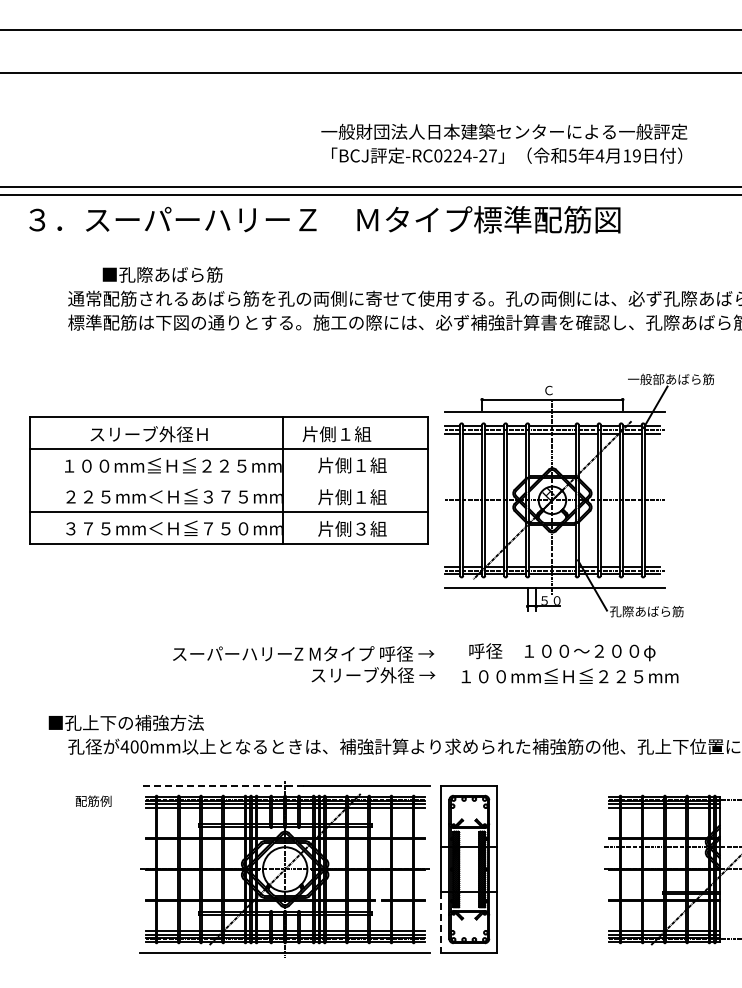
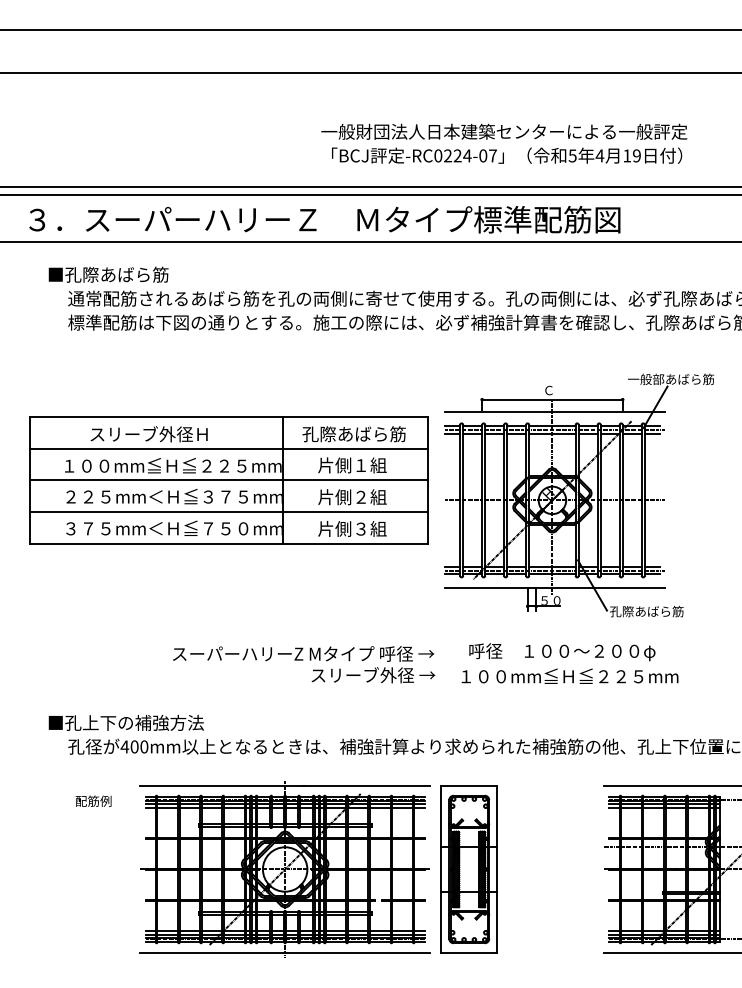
text: -RC0224-27 -> -RC0224-07 (483, 155)
line: none -> present (370, 241)
text position: (162, 274) -> (108, 274) (108, 274)
text: 片側１組 -> 孔際あばら筋 (353, 434)
line: none -> present (228, 480)
text: 片側１組 -> 片側２組 (360, 496)
line: dashed -> solid (221, 786)
line: none -> present (670, 786)
line: dashed -> solid (441, 922)
line: none -> present (670, 952)
